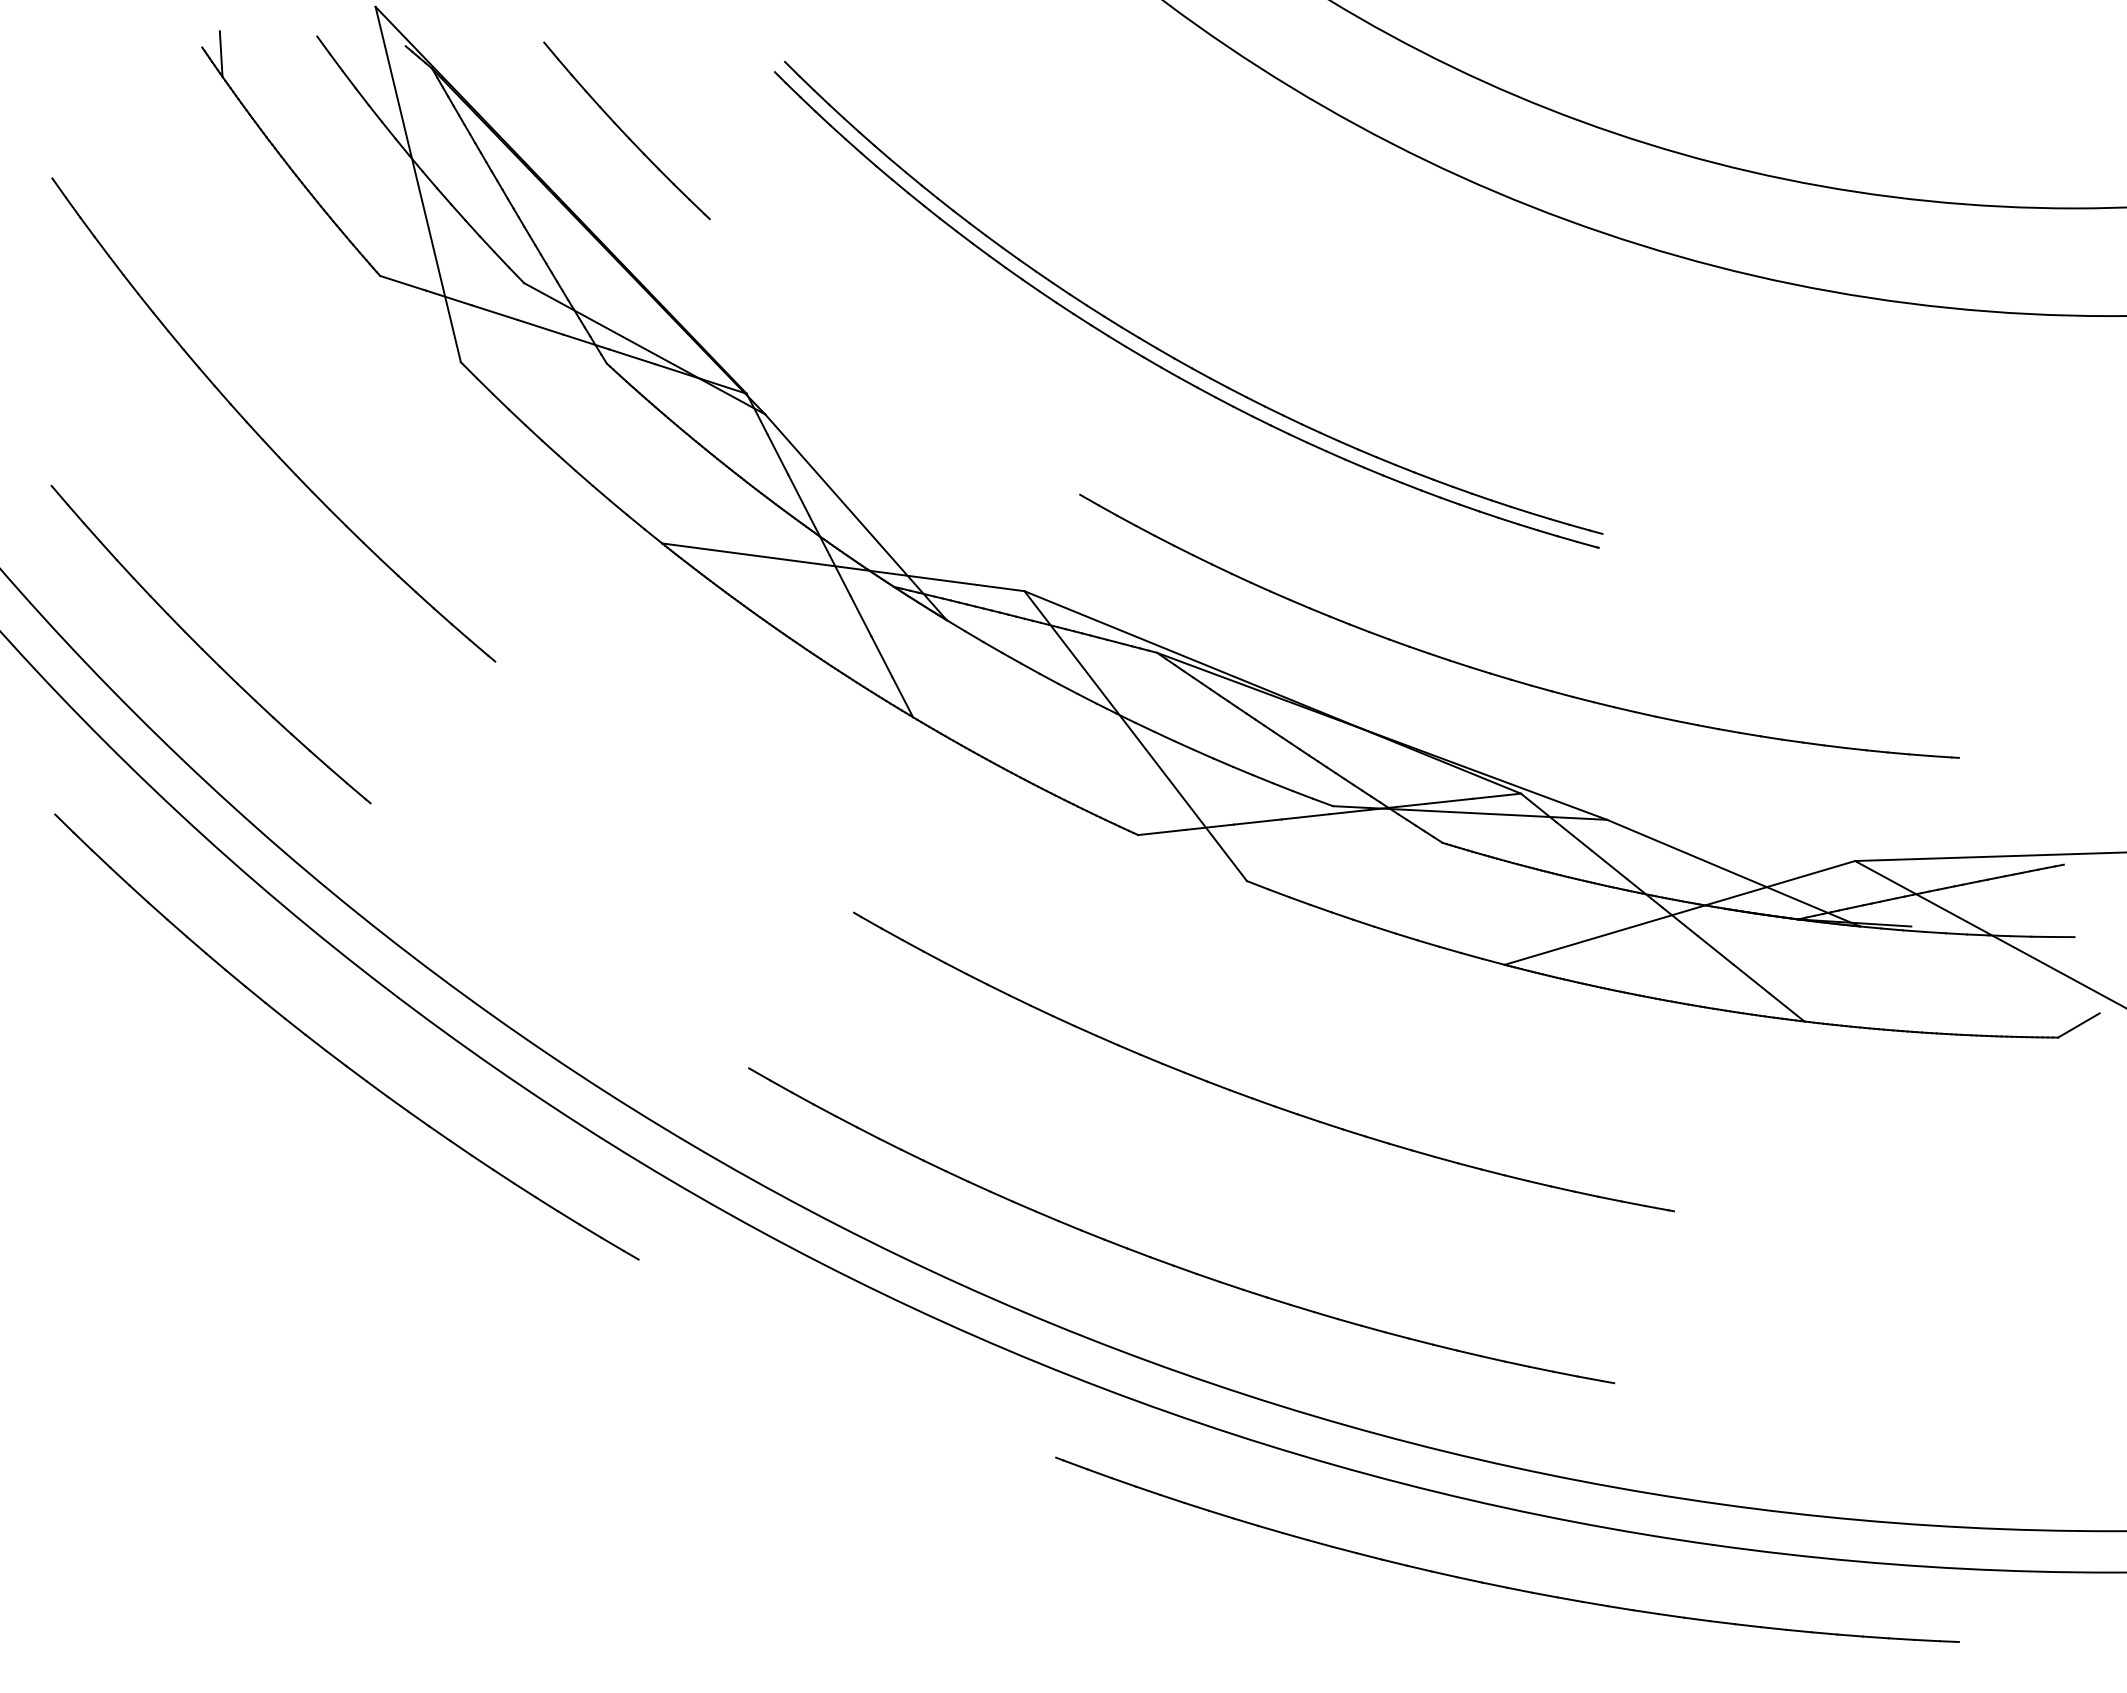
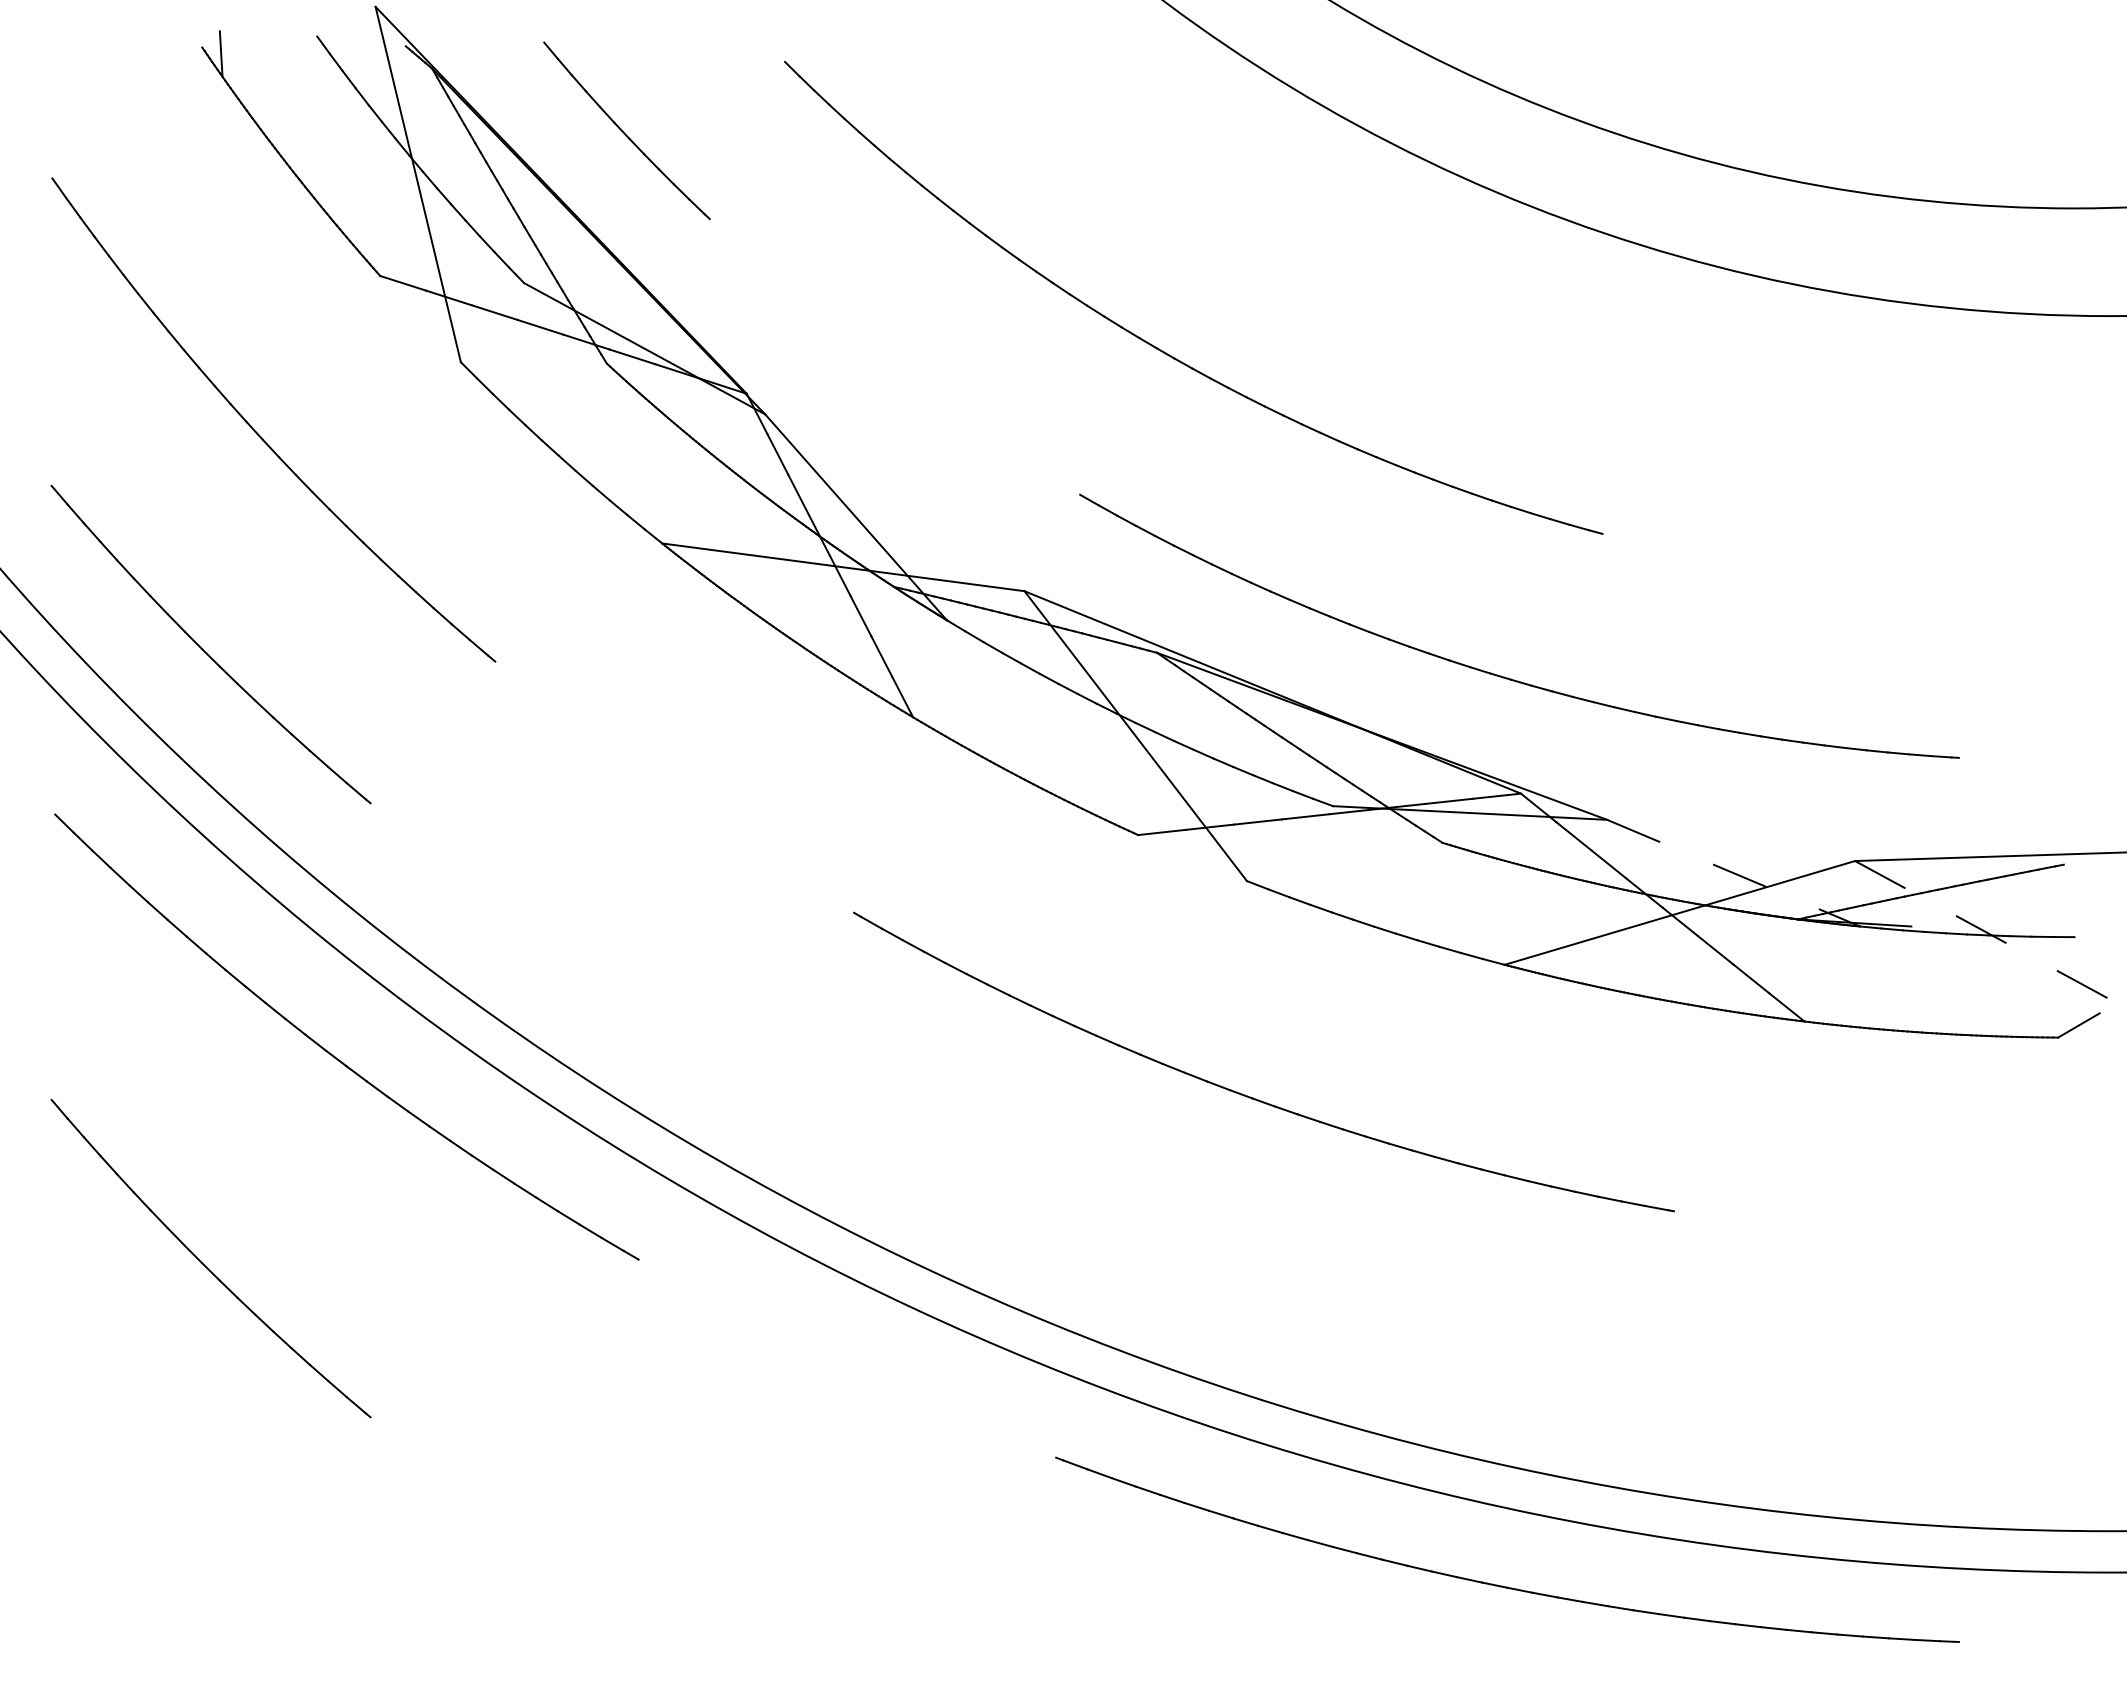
part: present -> none (1153, 361)
line: solid -> dashed (1734, 873)
line: solid -> dashed (1991, 934)
part: present -> none (1168, 1262)
part: none -> present (204, 1264)
